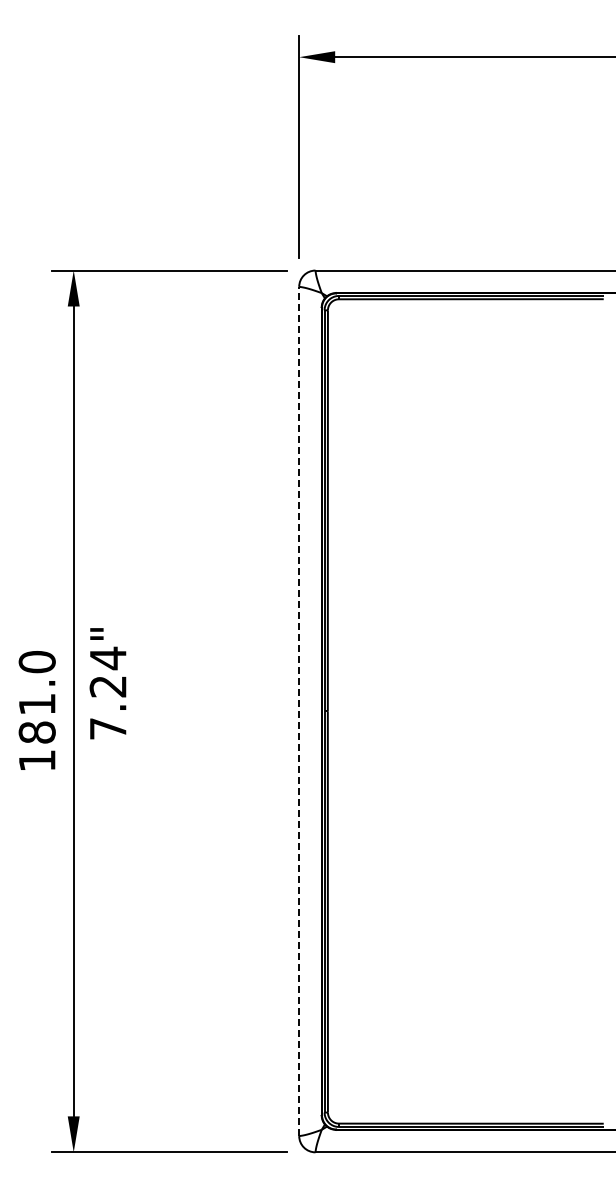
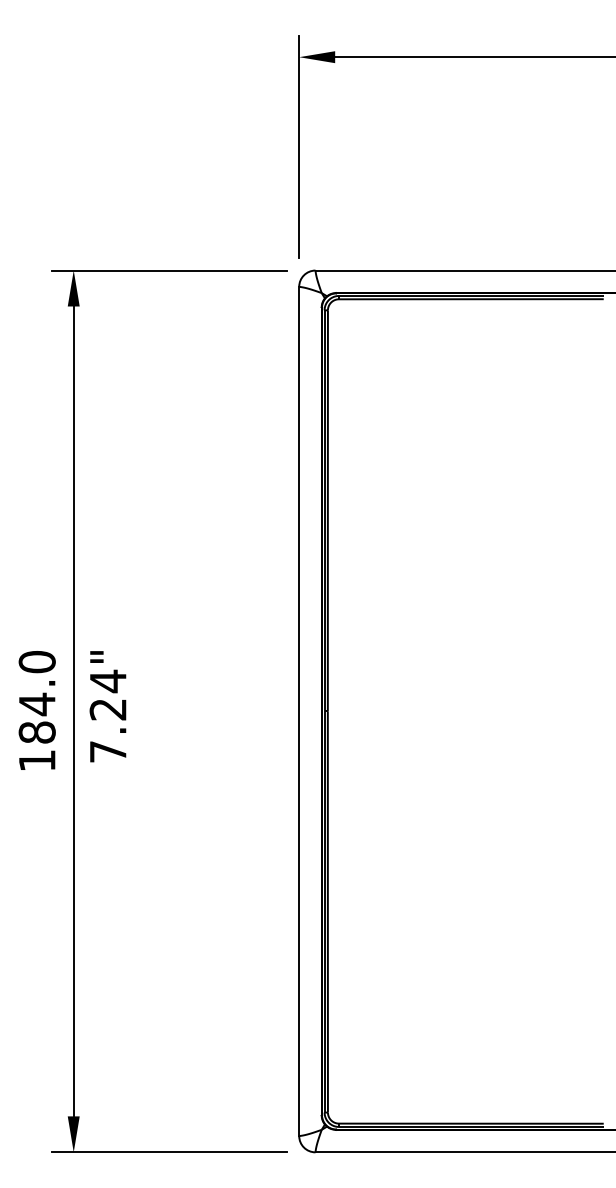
text position: (107, 683) -> (107, 706) (107, 706)
text: 181.0 -> 184.0 (37, 704)
line: dashed -> solid (299, 711)
